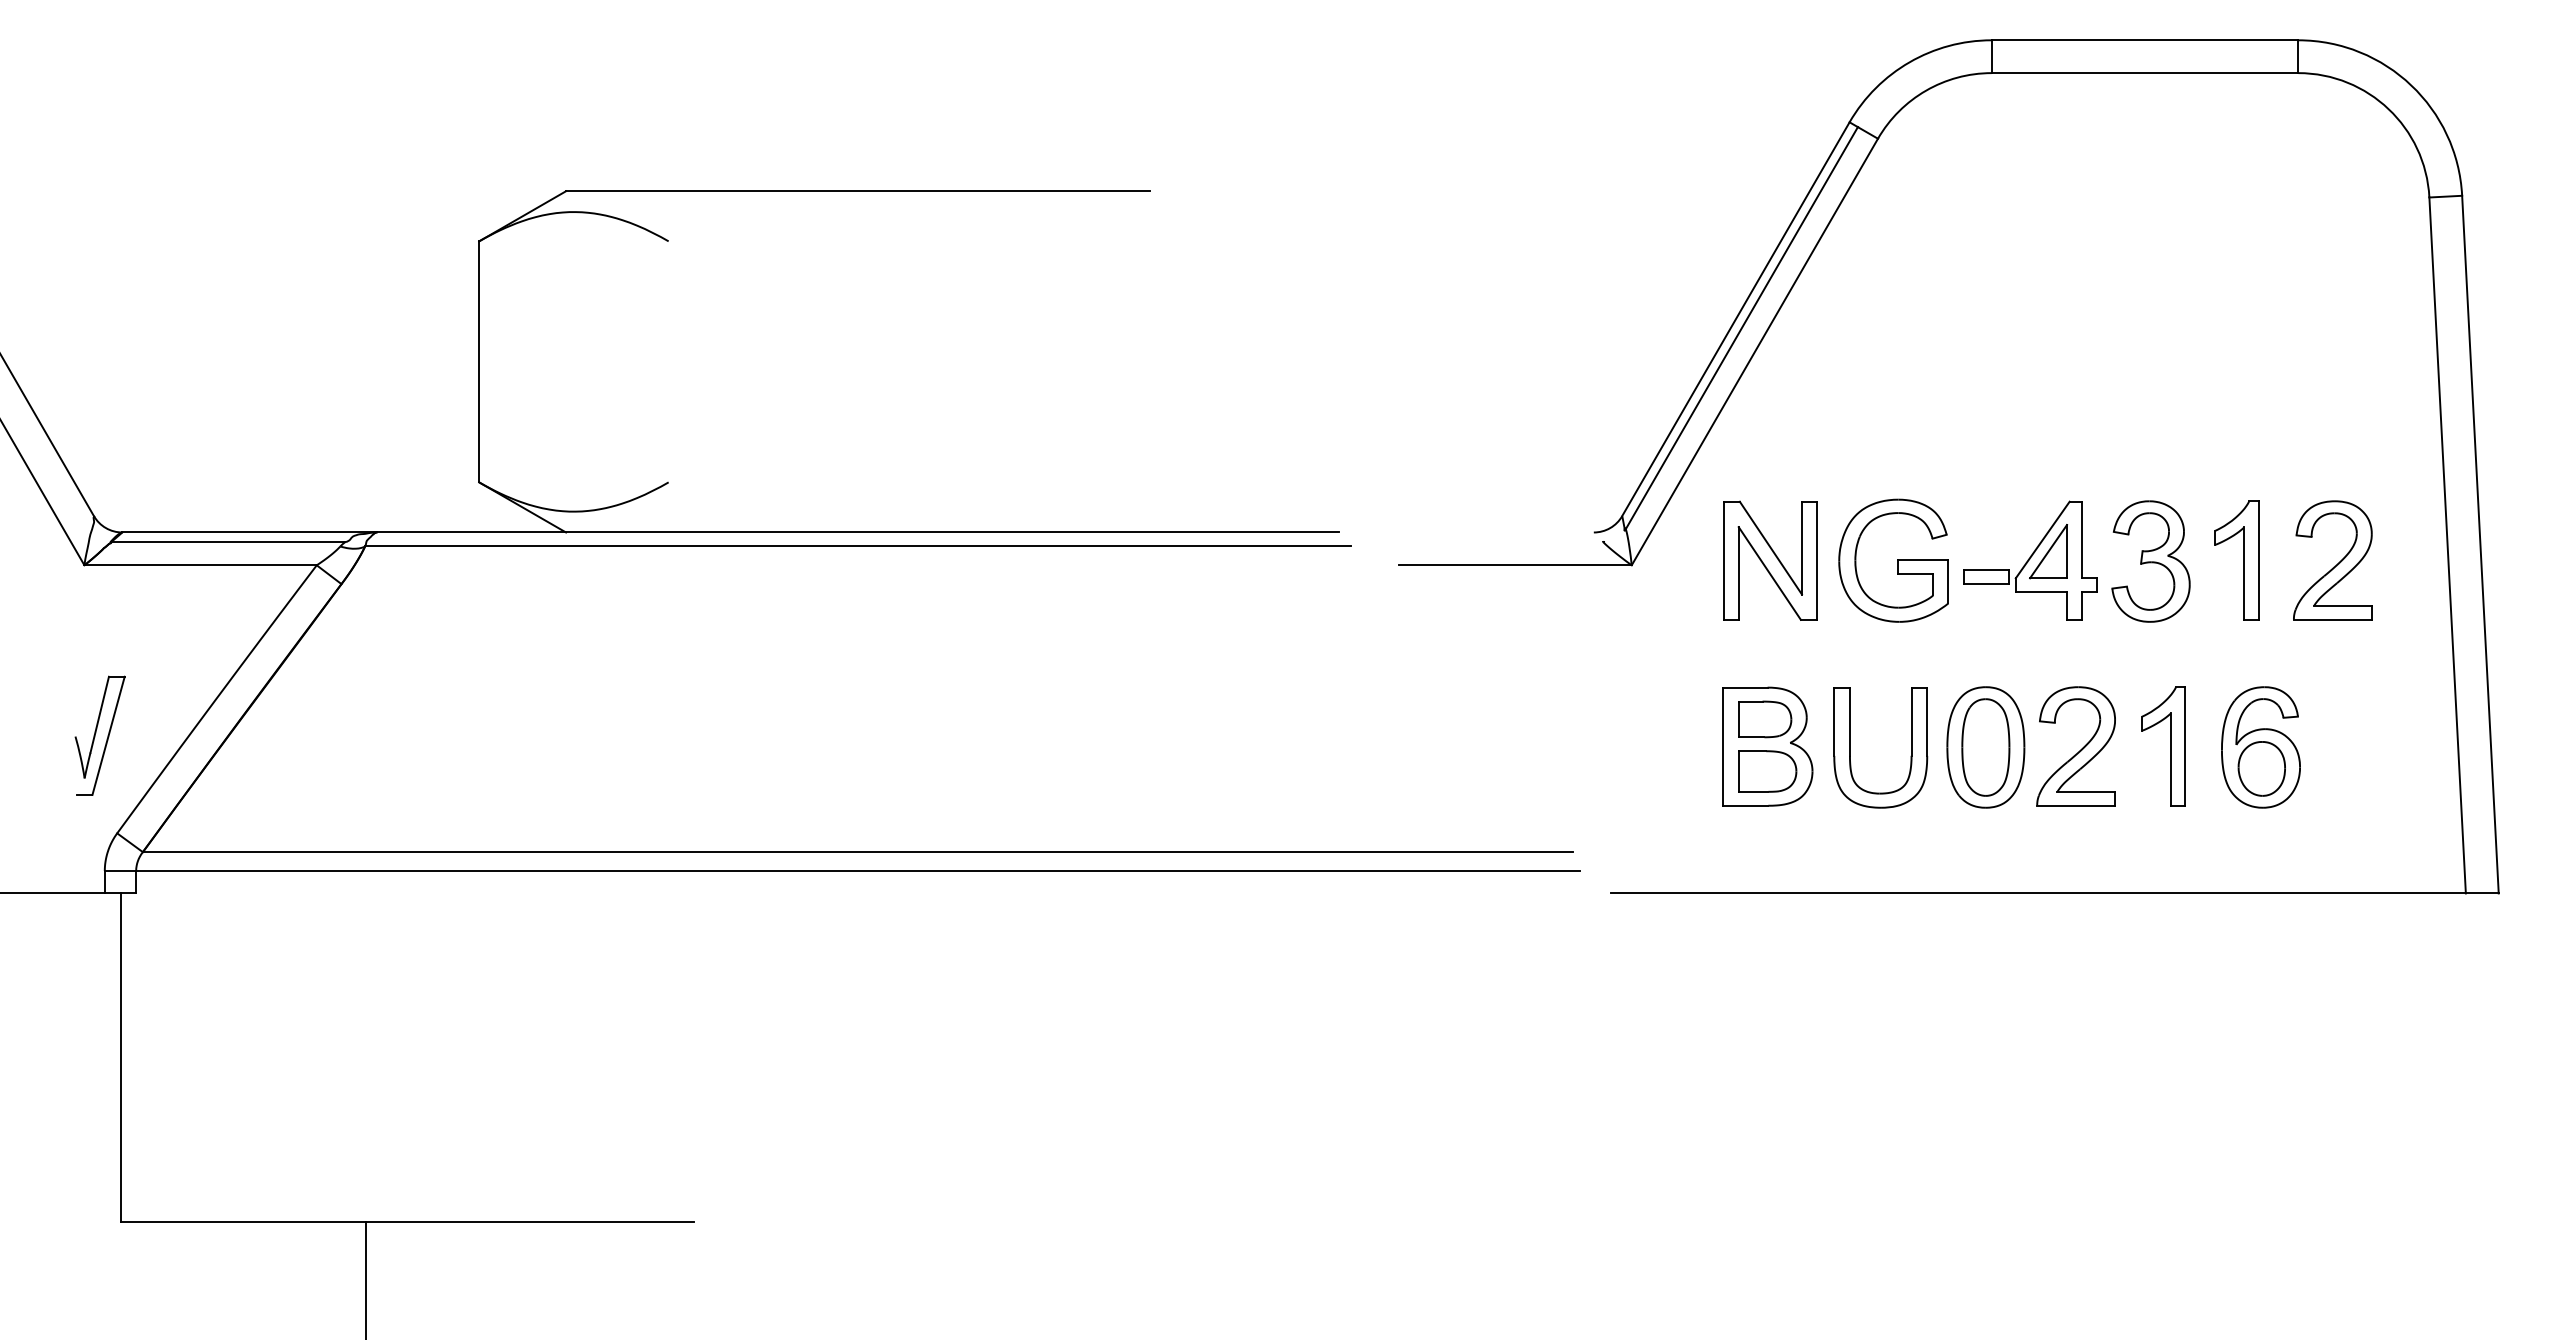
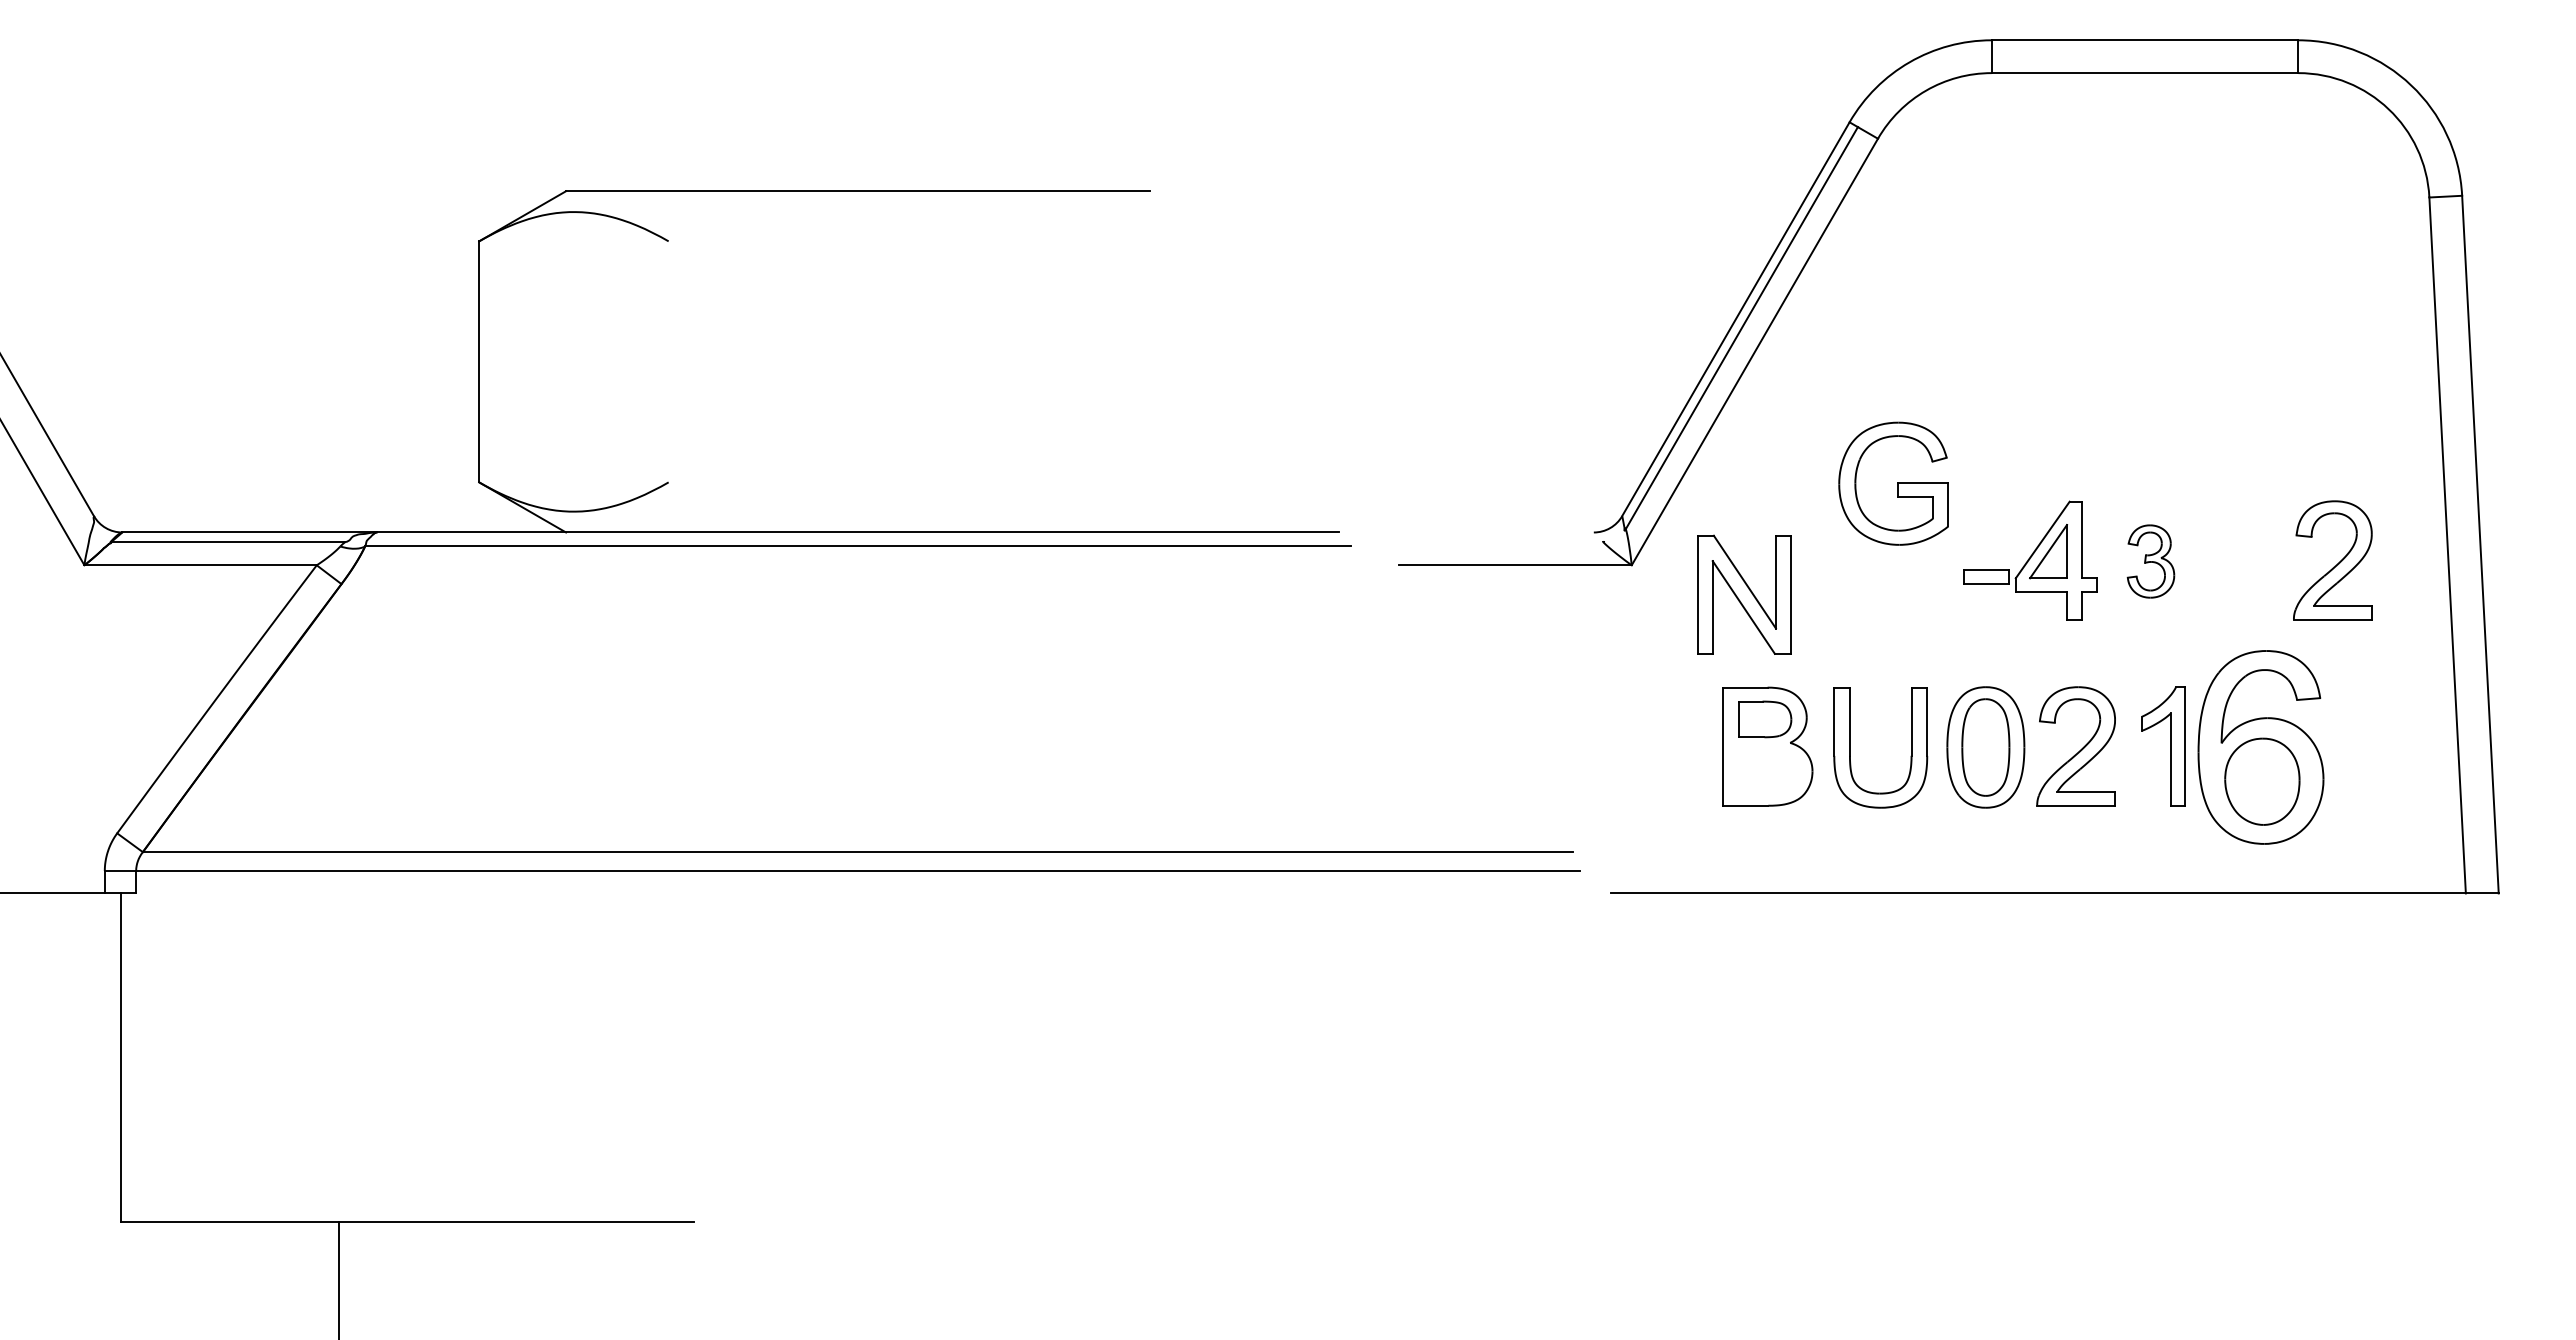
part position: (1770, 560) -> (1744, 594) (1744, 594)
part position: (1893, 560) -> (1893, 483) (1893, 483)
part: present -> none (2243, 560)
part size: 80x123 px -> 50x75 px (2150, 561)
part: present -> none (99, 735)
part size: 80x123 px -> 128x195 px (2260, 747)
part: present -> none (1767, 771)
line position: (365, 1278) -> (338, 1278) (338, 1278)
